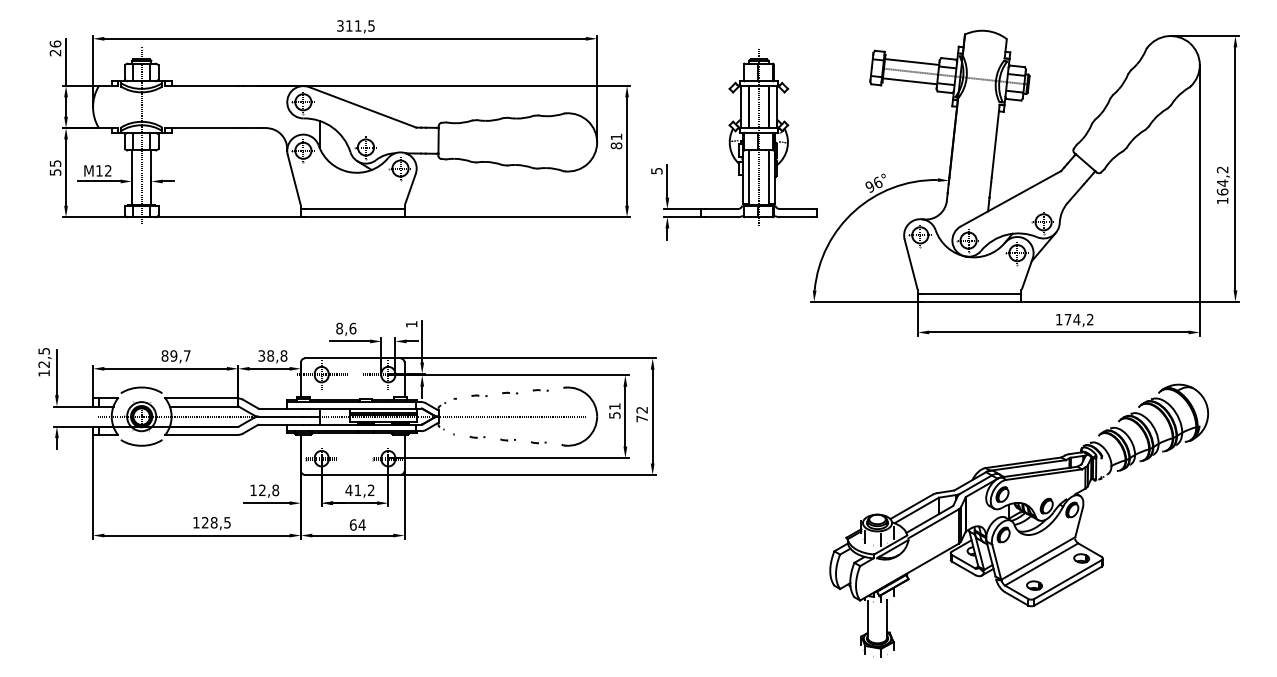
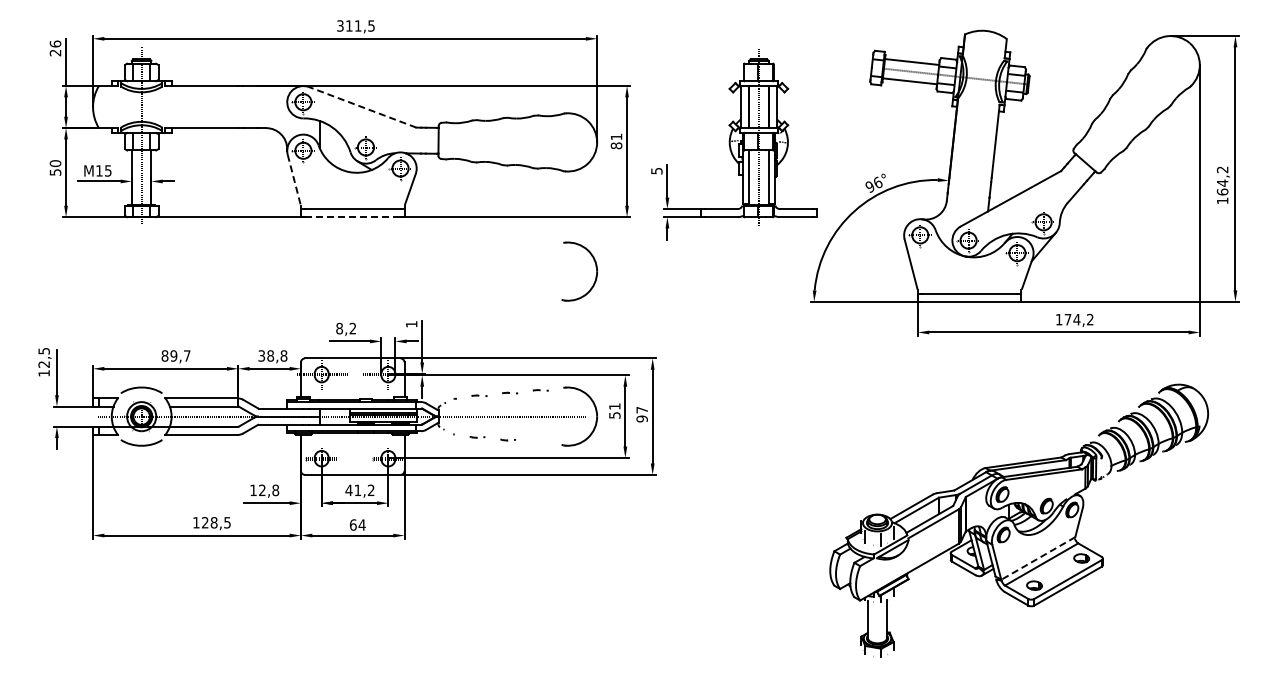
line: solid -> dashed (362, 107)
text: 55 -> 50 (55, 163)
text: M12 -> M15 (108, 170)
line: solid -> dashed (294, 180)
line: solid -> dashed (352, 217)
part: none -> present (595, 267)
text: 8,6 -> 8,2 (352, 328)
text: 72 -> 97 (641, 414)
part: present -> none (538, 442)
line: solid -> dashed (1038, 558)
